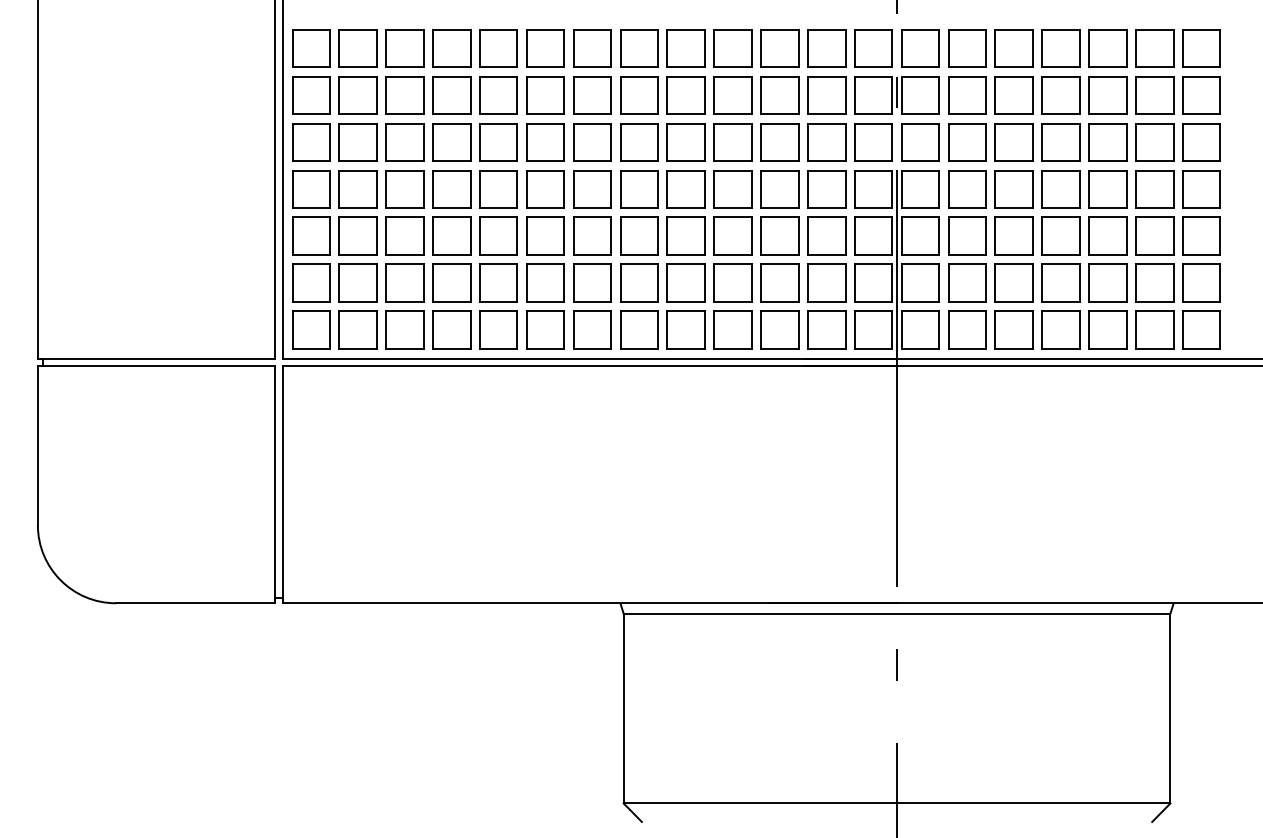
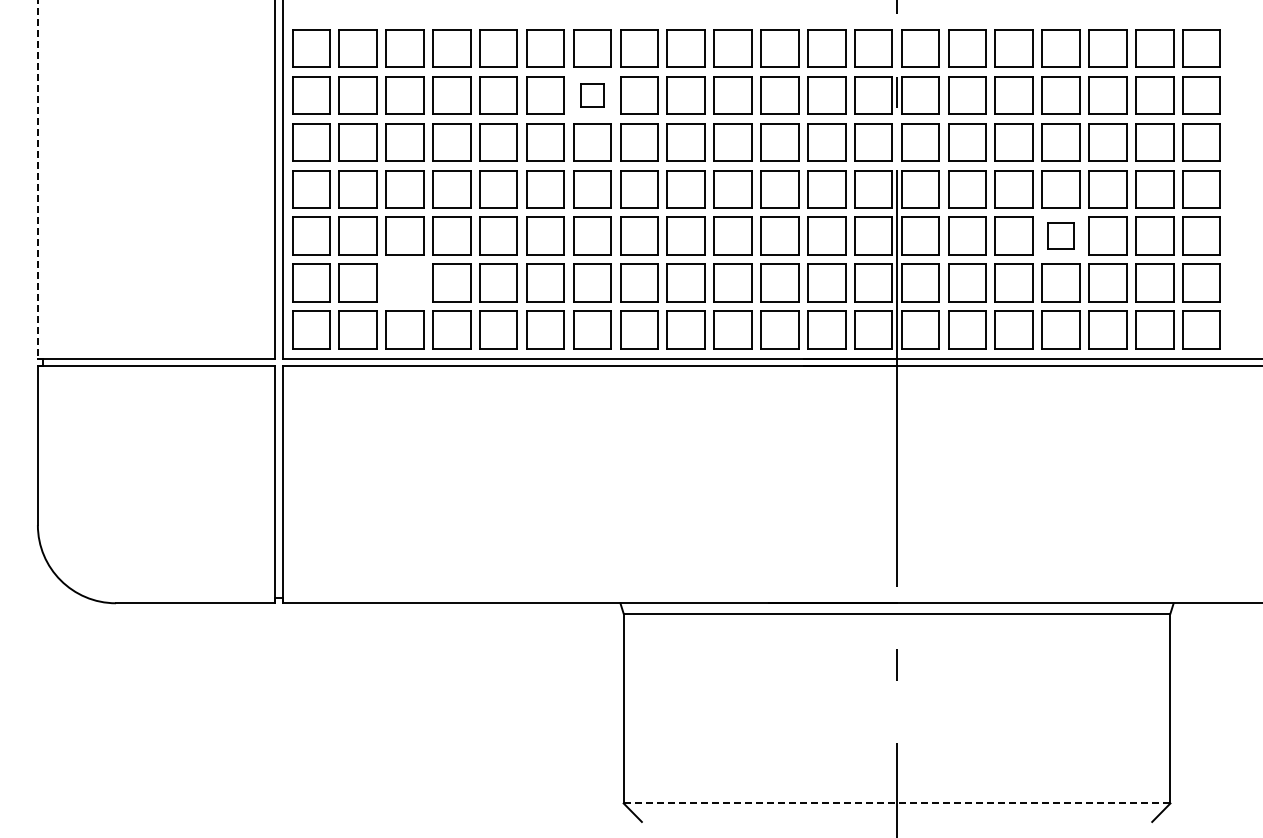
part size: 39x39 px -> 25x25 px (592, 95)
line: solid -> dashed (37, 179)
part size: 40x40 px -> 28x28 px (1060, 235)
part: present -> none (404, 282)
line: solid -> dashed (897, 803)
